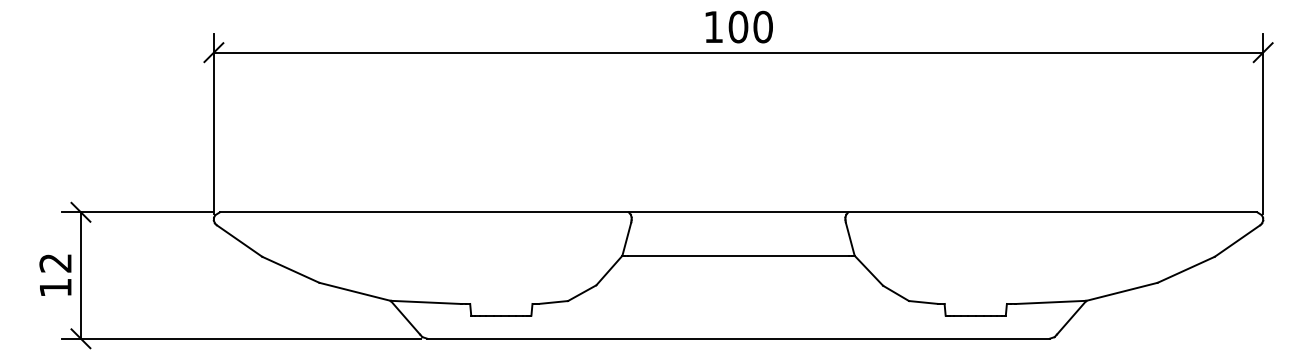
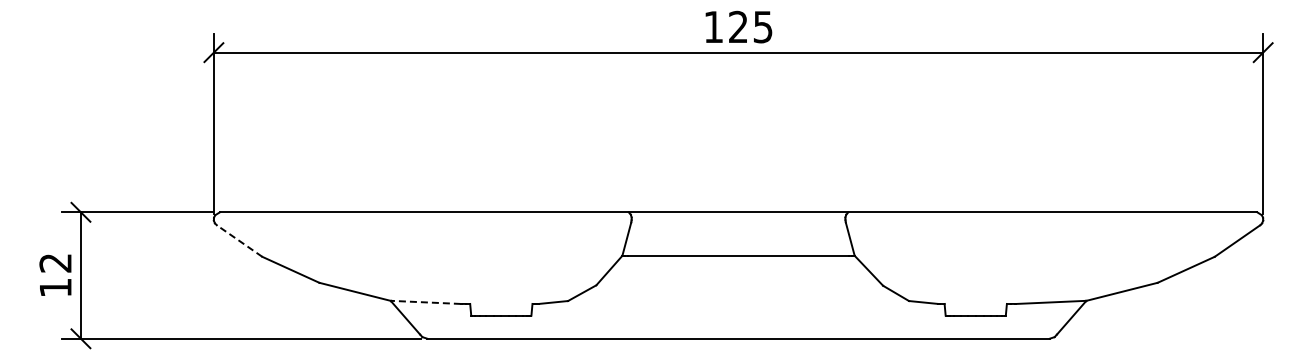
text: 100 -> 125 (750, 26)
line: solid -> dashed (239, 241)
line: solid -> dashed (425, 302)
